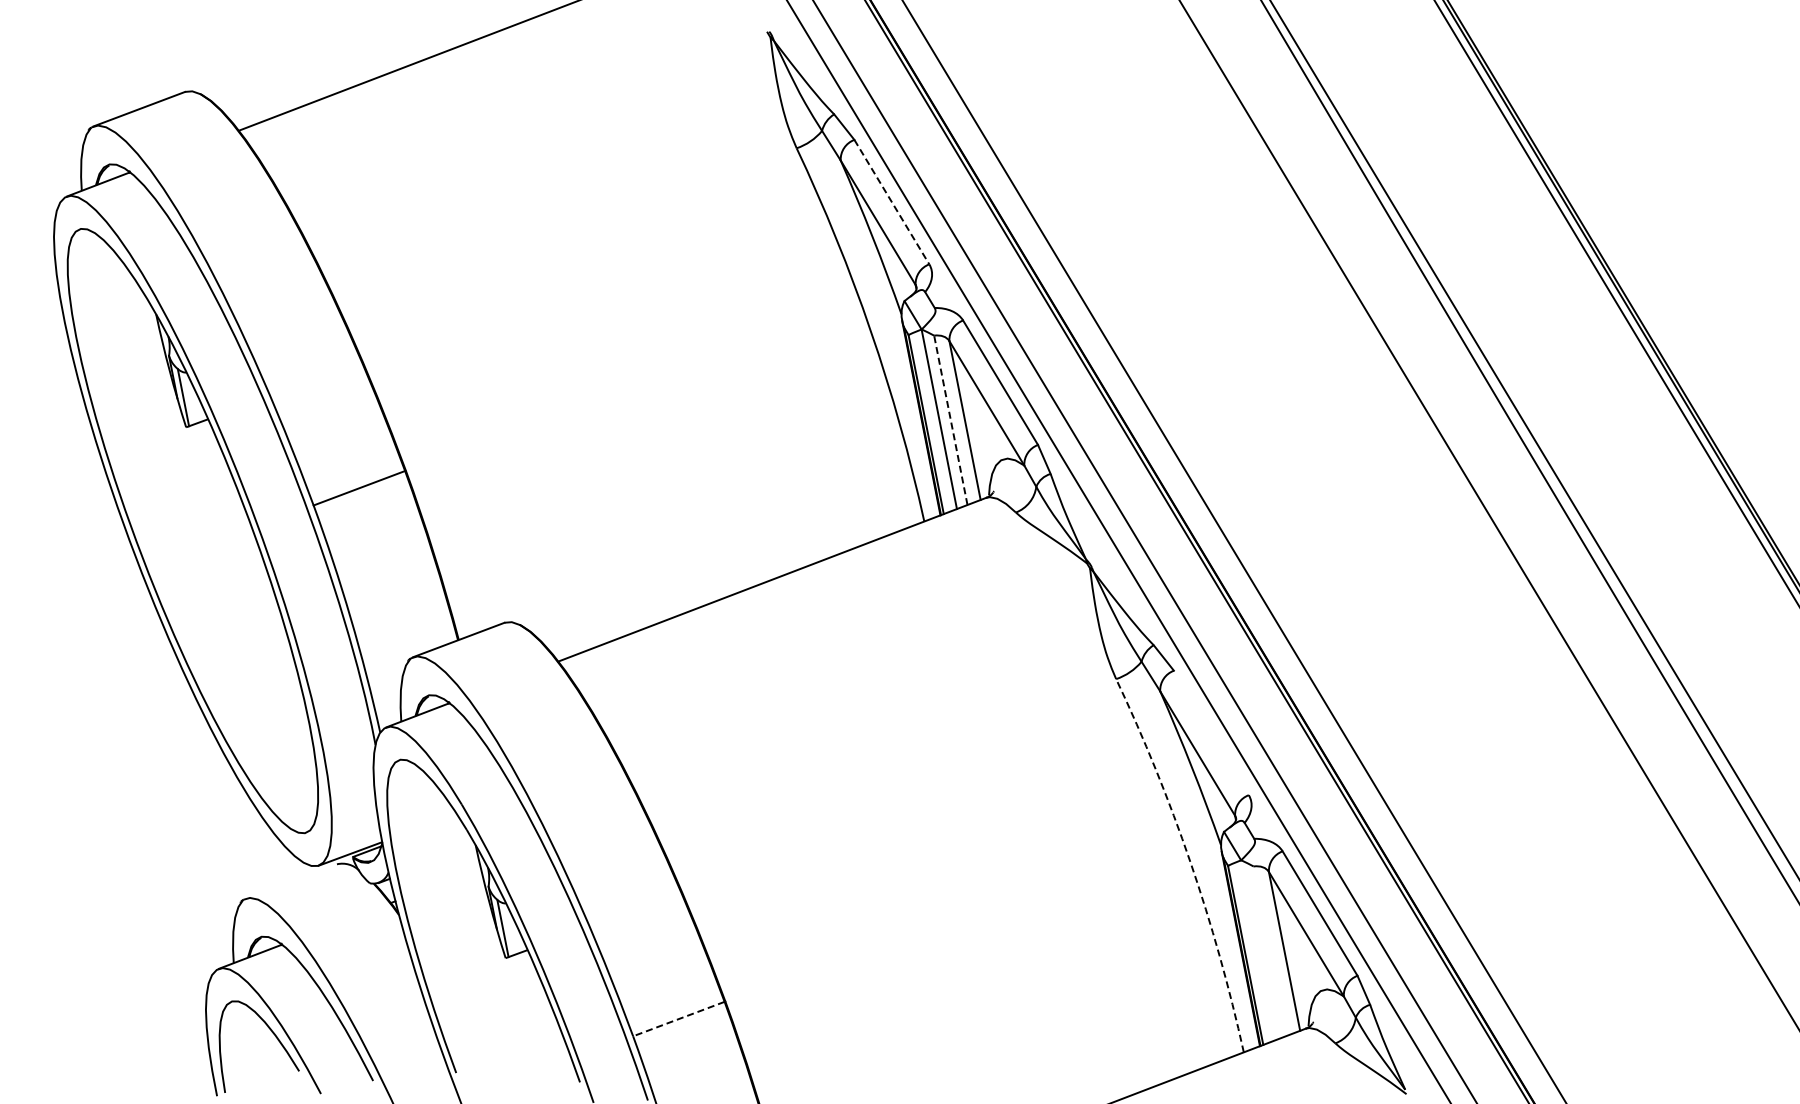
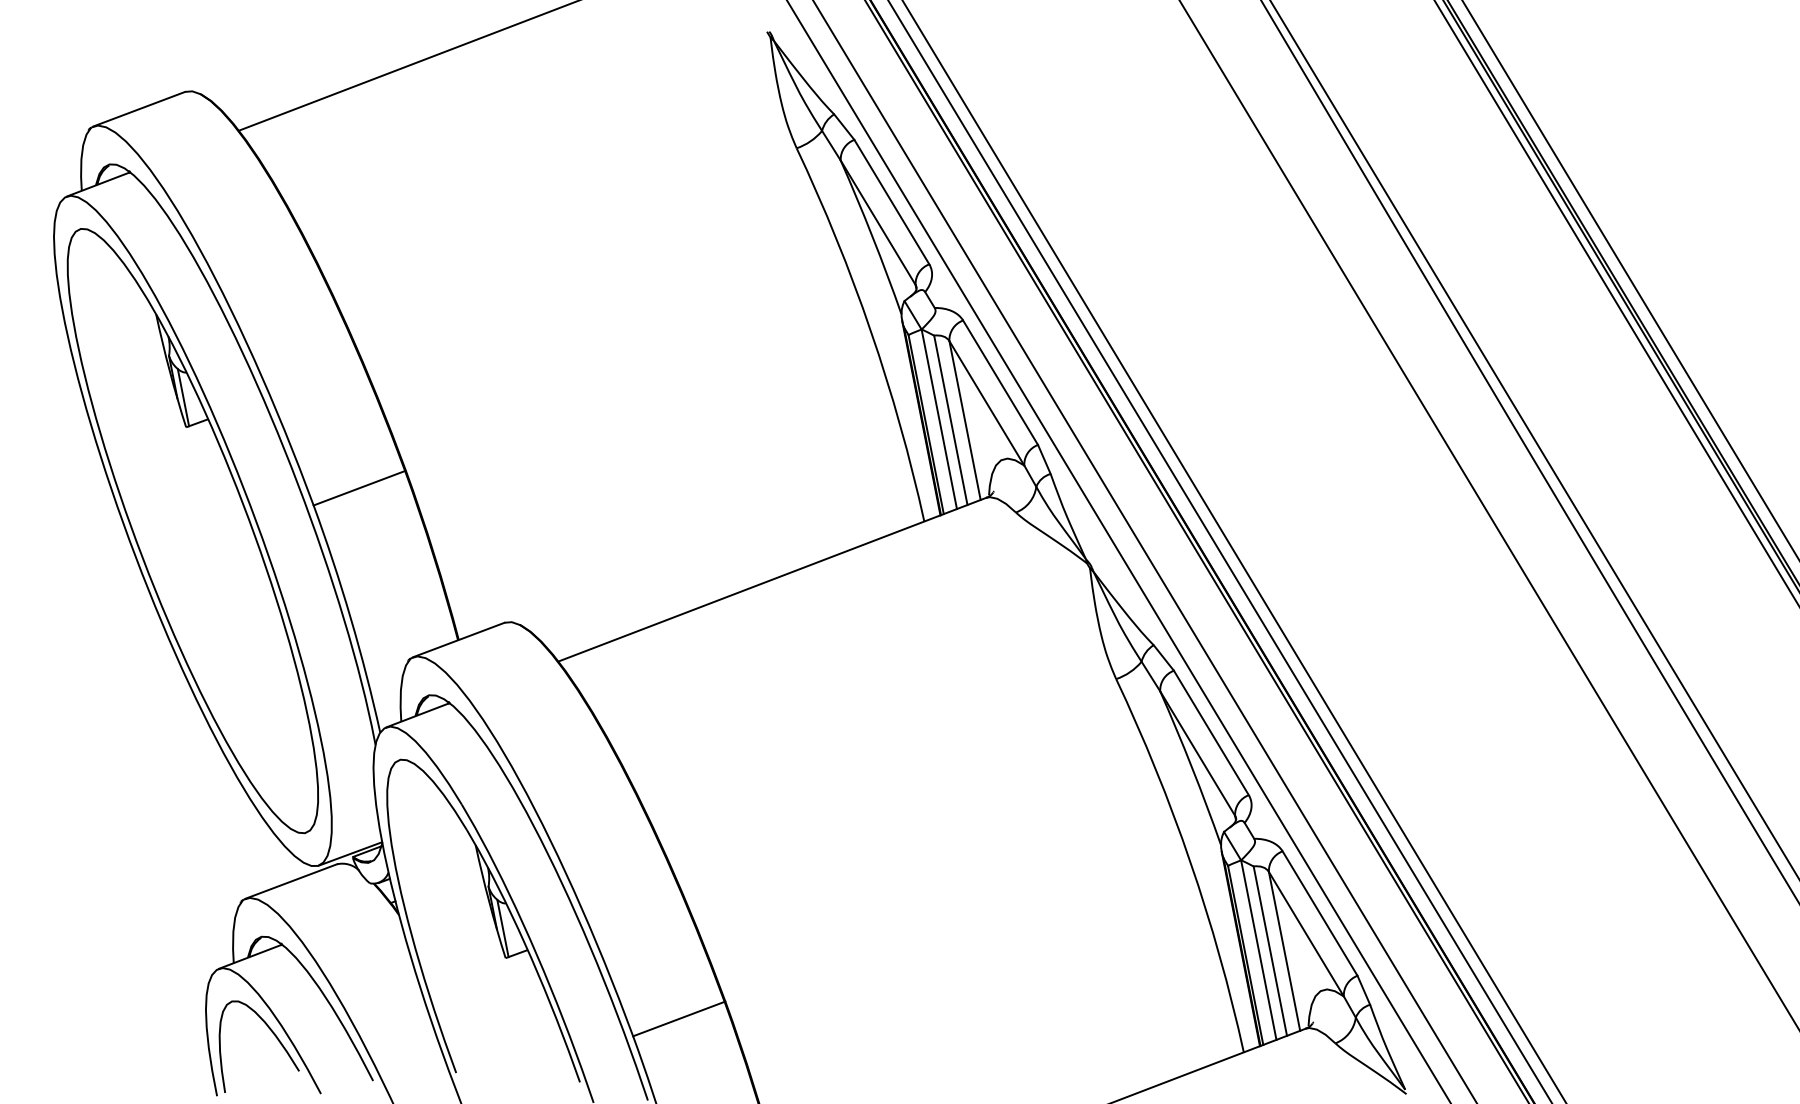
line: dashed -> solid (891, 202)
line: none -> present (1629, 279)
line: dashed -> solid (950, 419)
line: none -> present (1219, 551)
line: none -> present (1210, 732)
arc: dashed -> solid (1190, 862)
line: none -> present (290, 881)
line: none -> present (1258, 949)
line: none -> present (1270, 950)
line: dashed -> solid (678, 1019)
